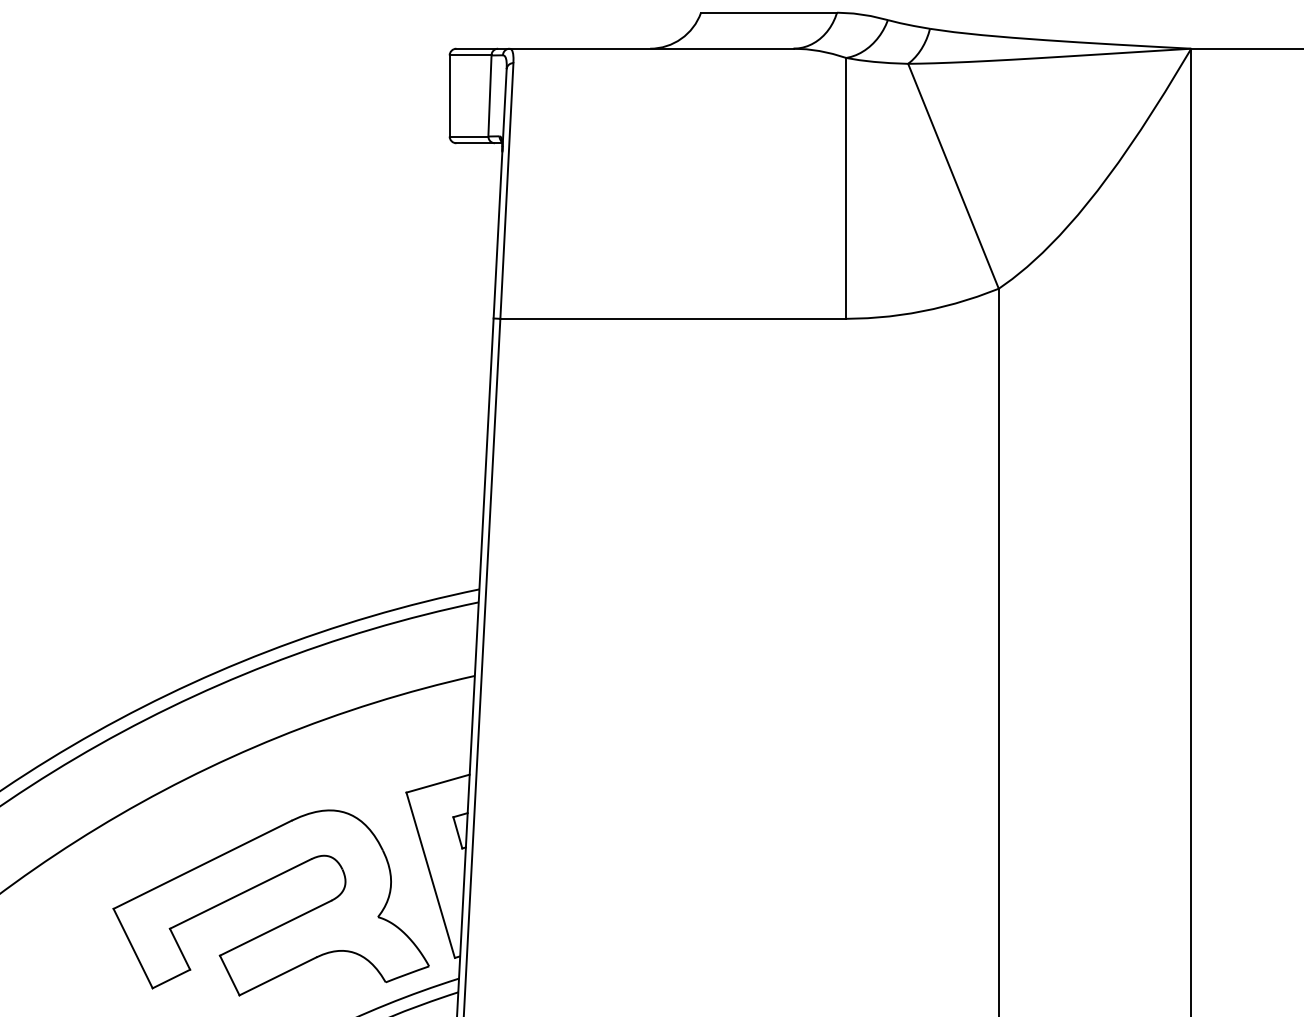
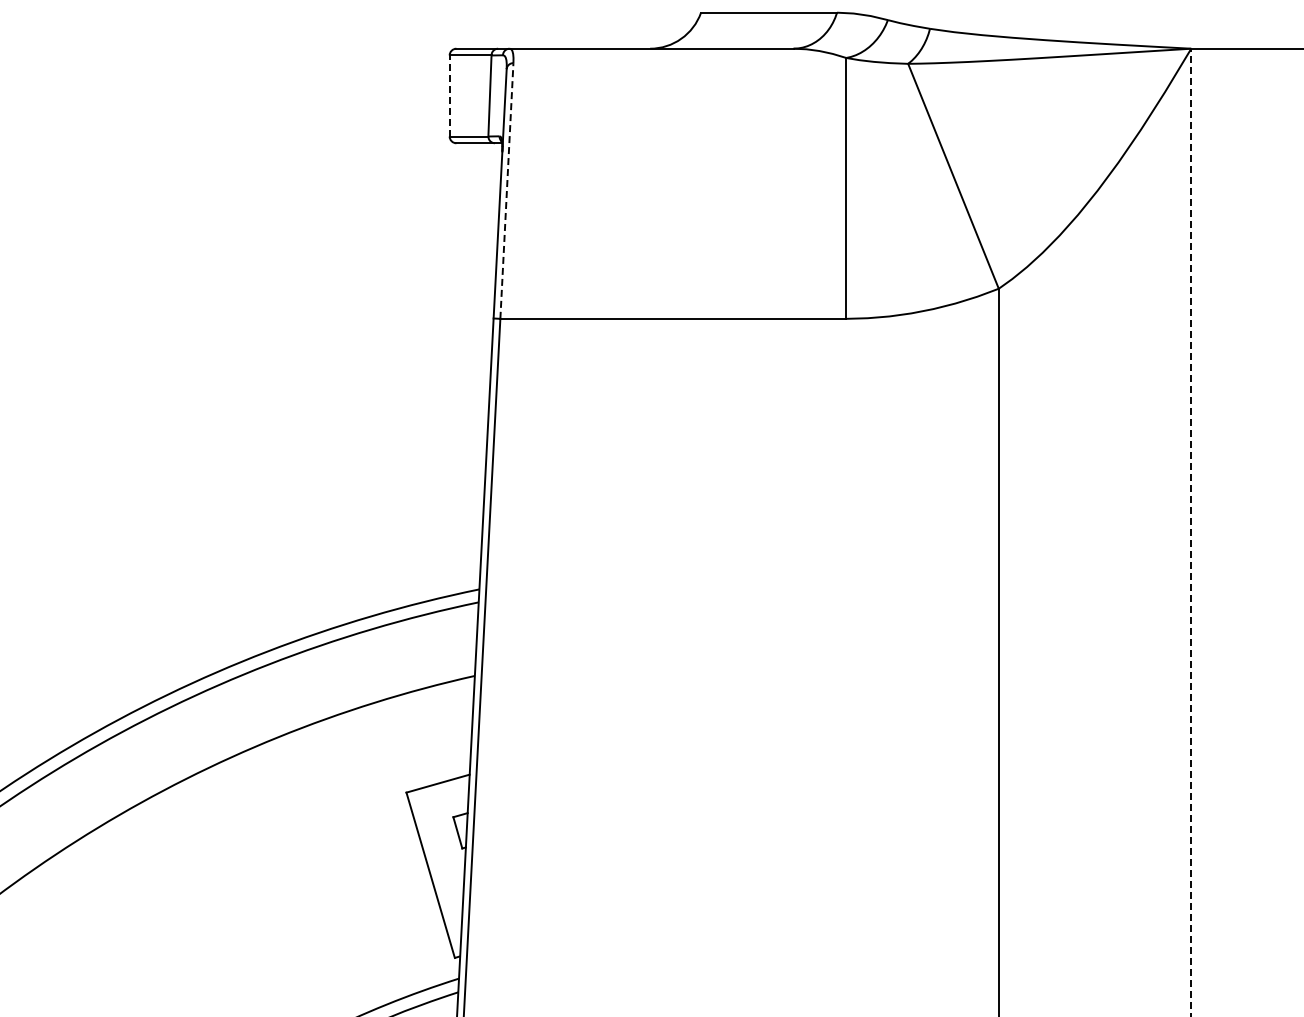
line: solid -> dashed (449, 96)
line: solid -> dashed (506, 190)
line: solid -> dashed (1191, 532)
part: present -> none (262, 884)
